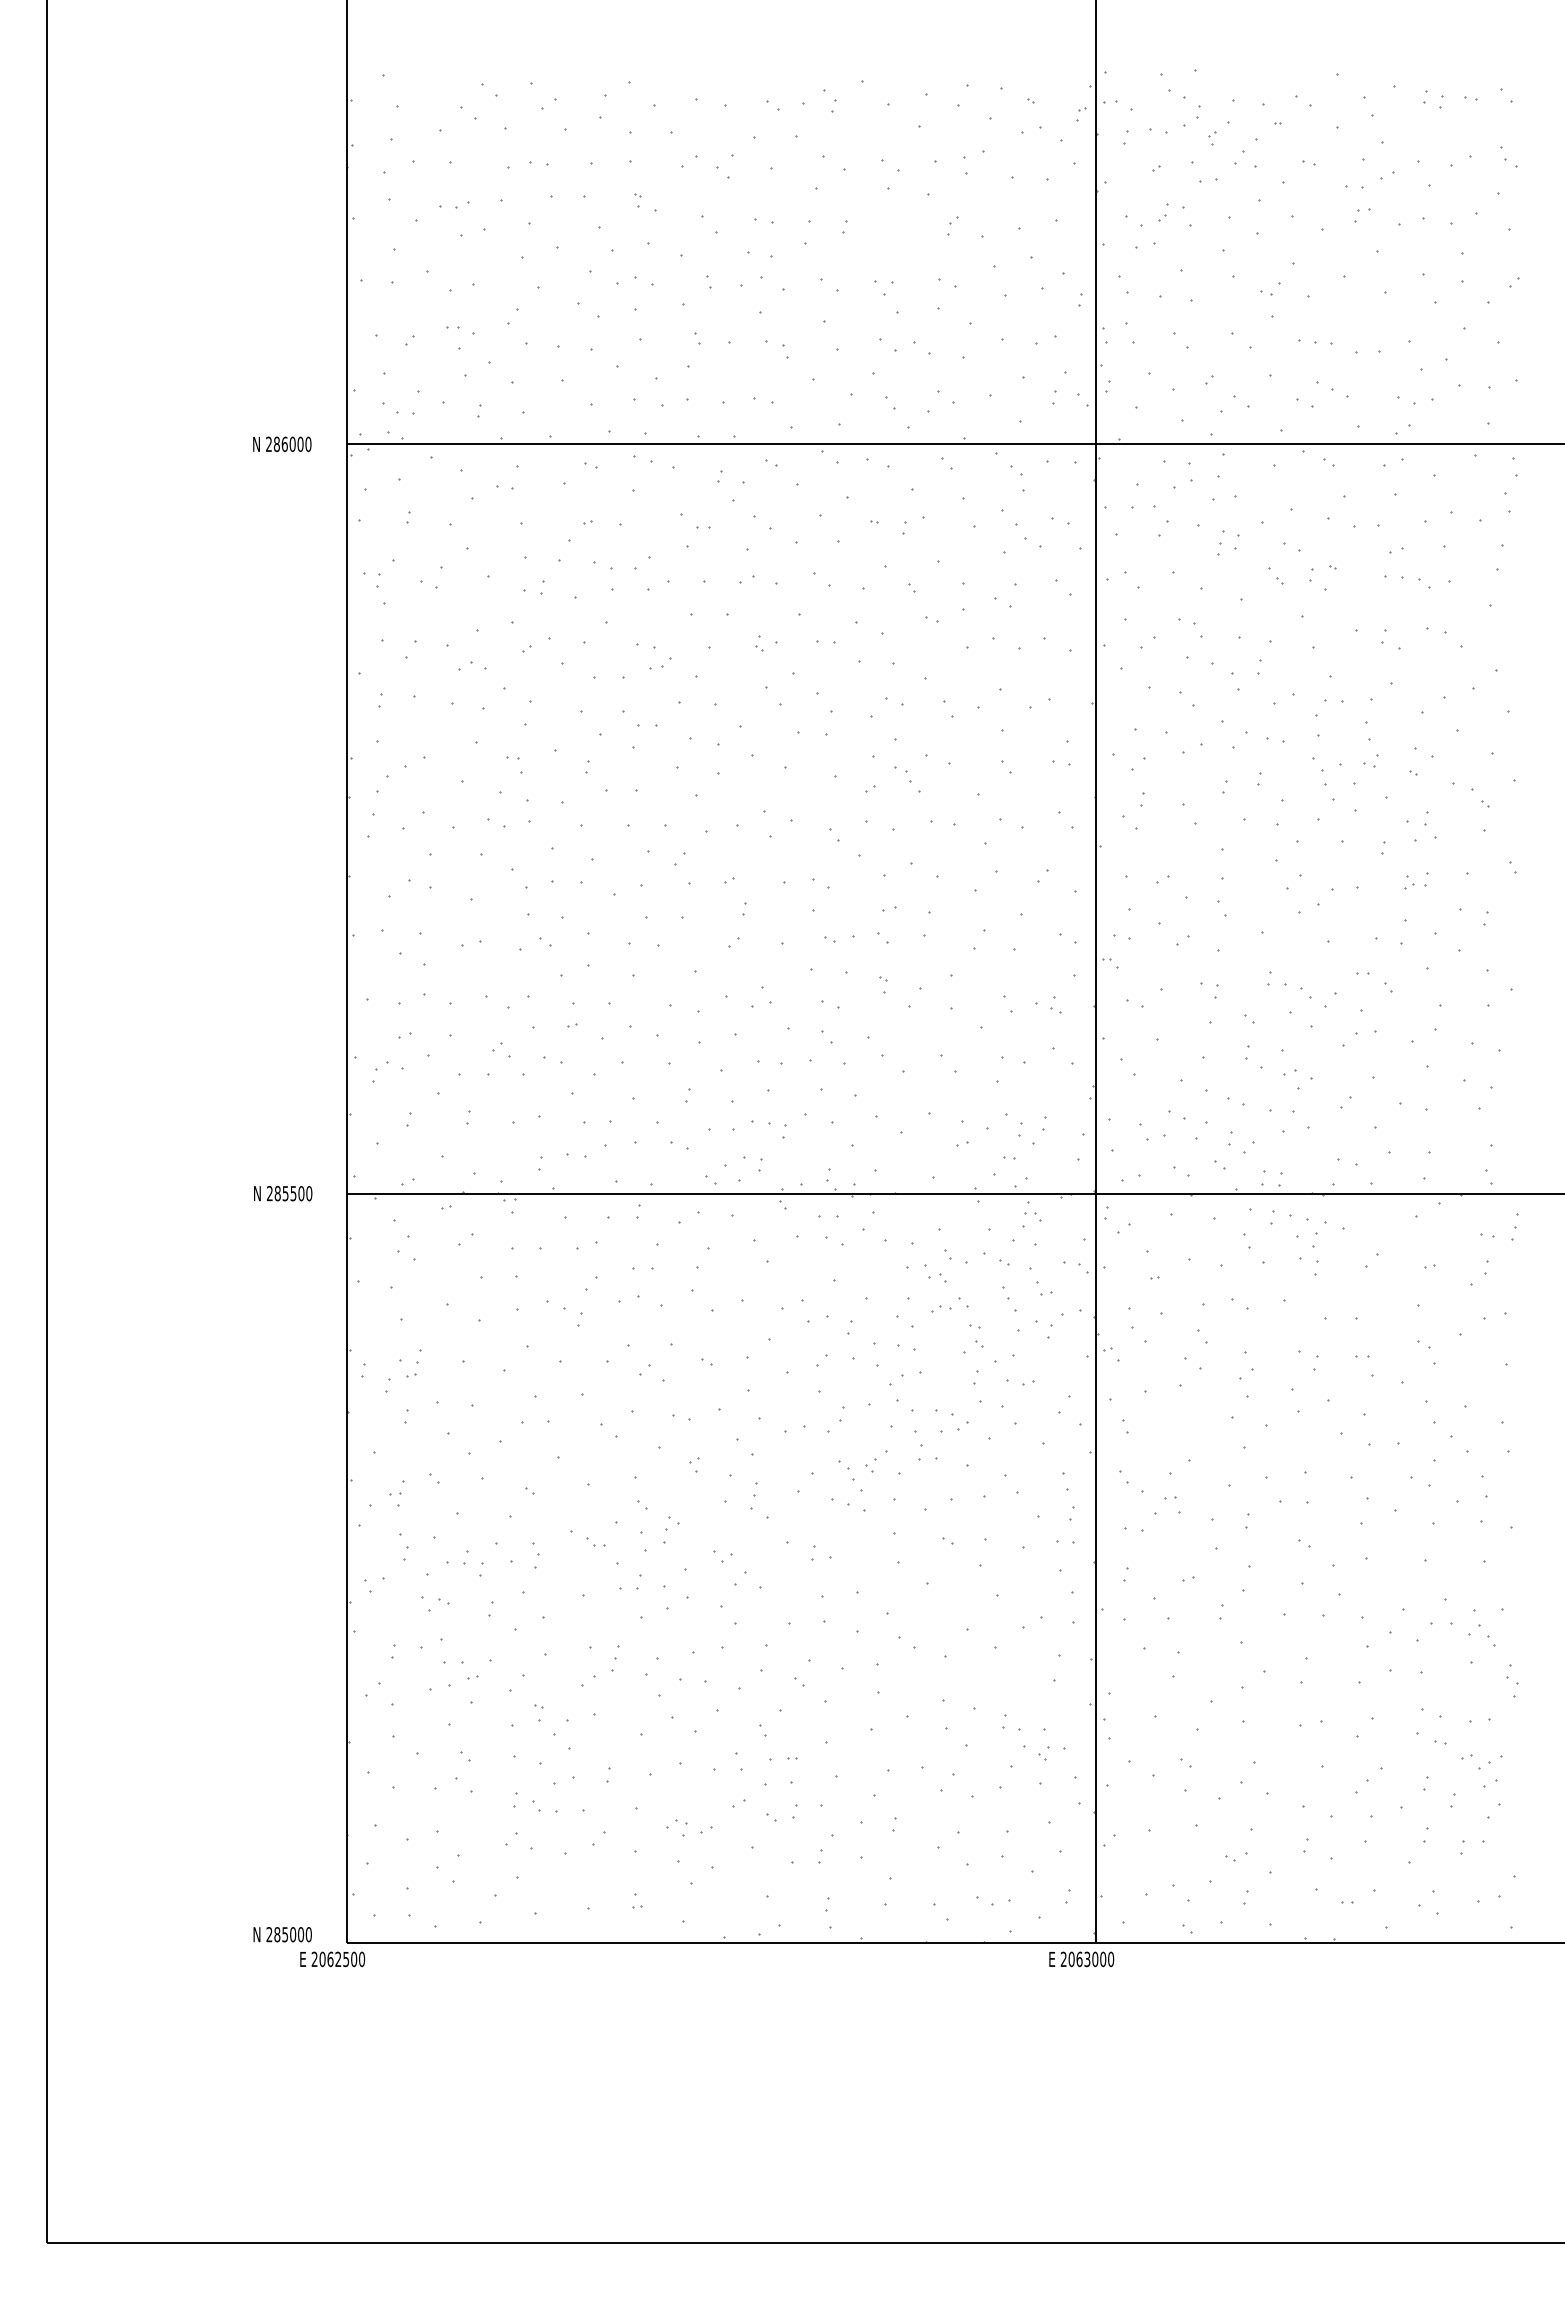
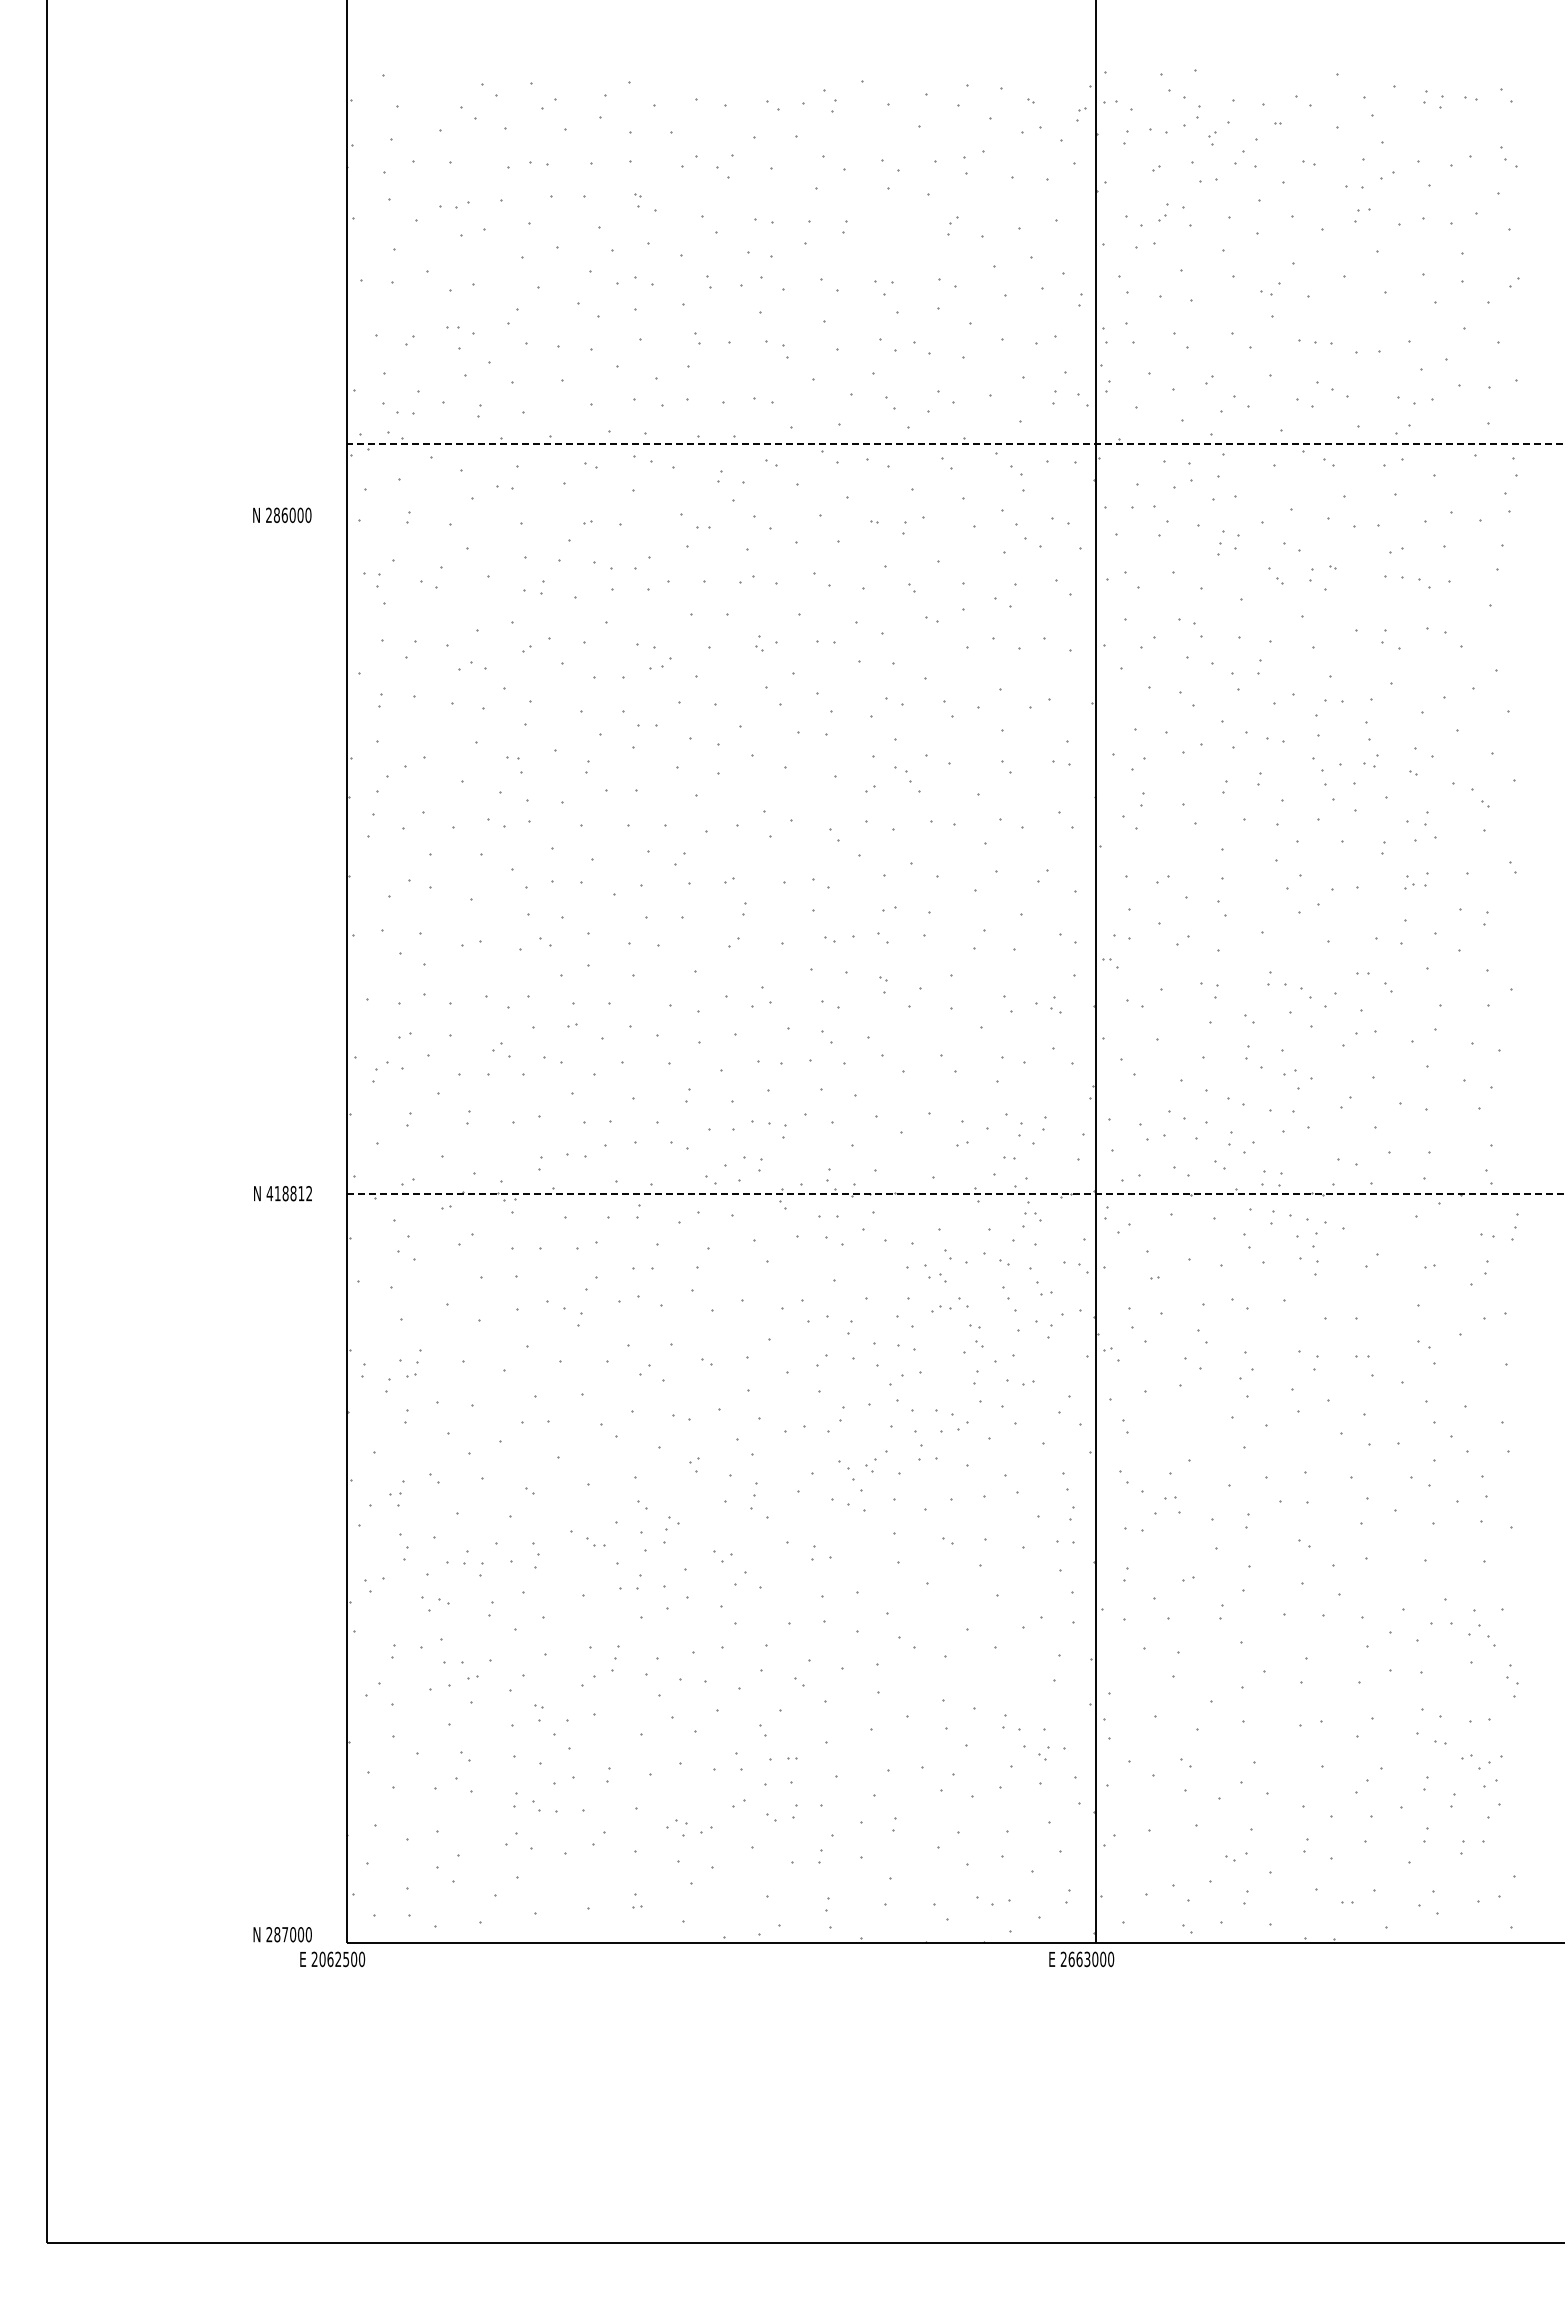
text position: (282, 443) -> (282, 514) (282, 514)
line: solid -> dashed (955, 444)
text: 285500 -> 418812 (289, 1193)
line: solid -> dashed (955, 1193)
text: 285000 -> 287000 (285, 1934)
text: 2063000 -> 2663000 (1071, 1958)
